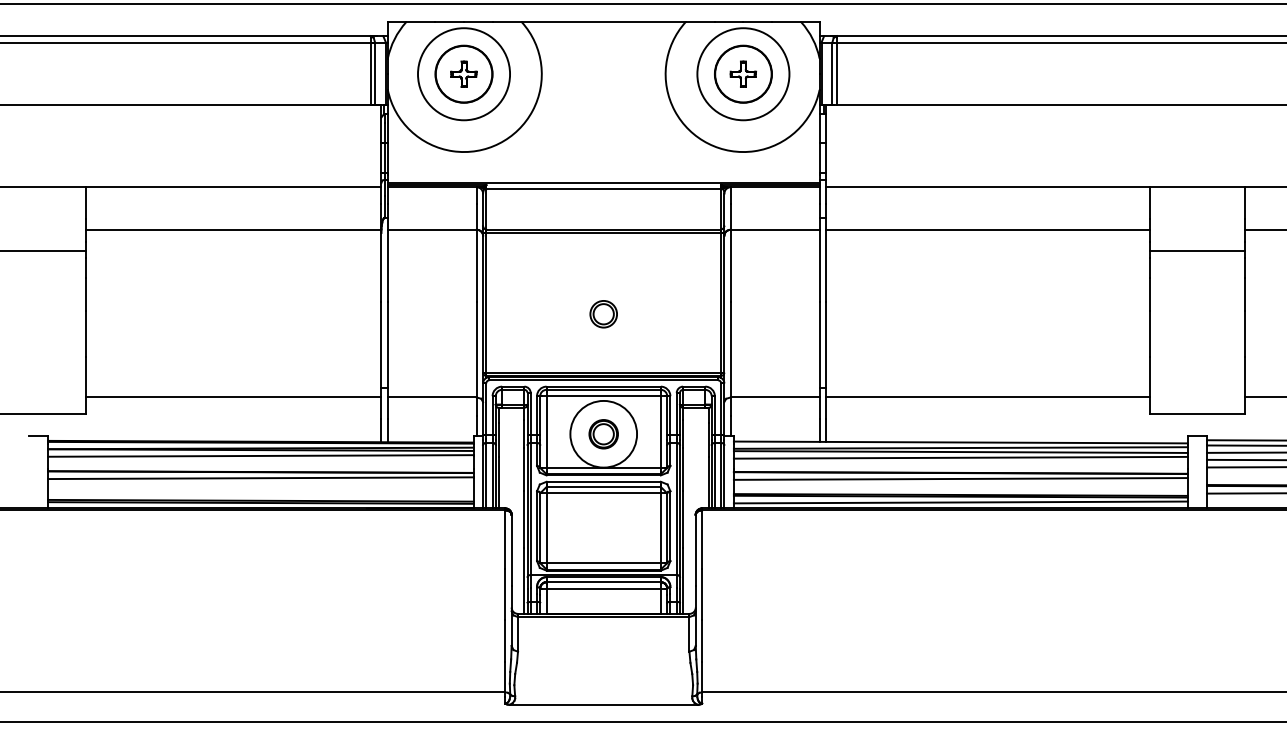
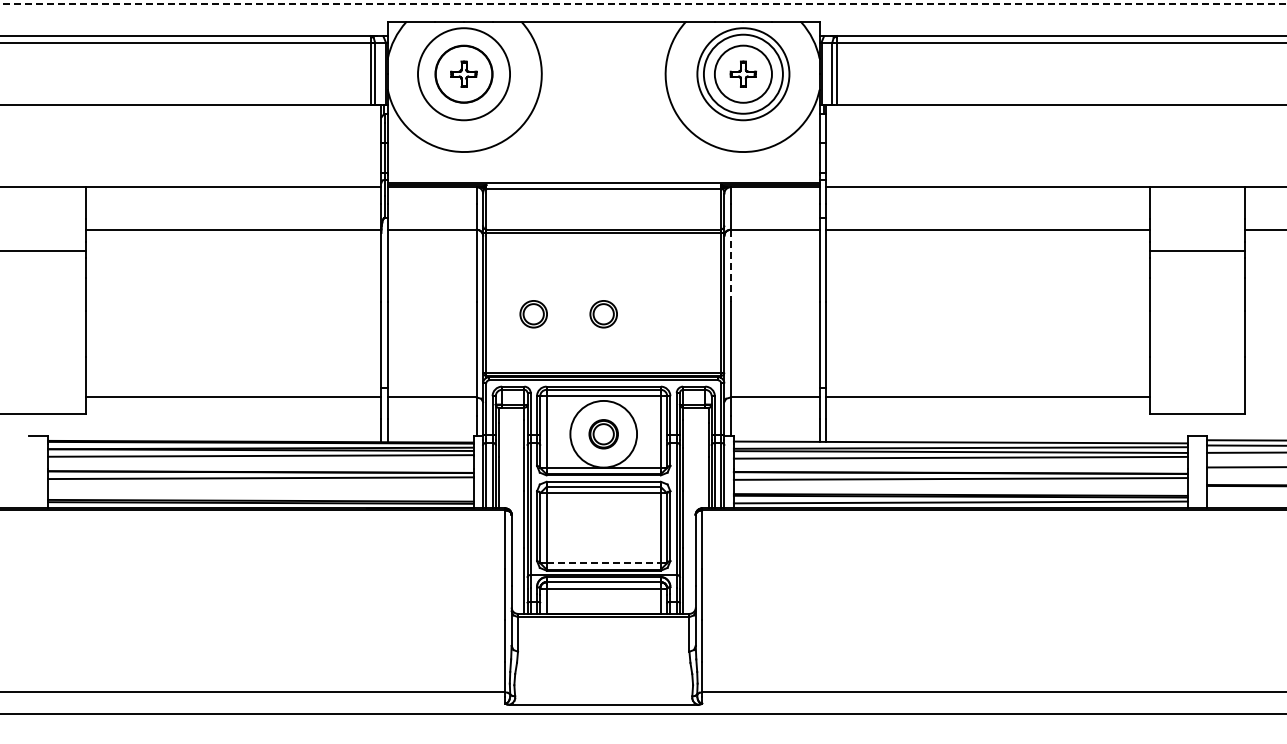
line: solid -> dashed (642, 4)
circle diameter: 56 px -> 79 px (742, 73)
line: solid -> dashed (730, 266)
part: none -> present (533, 314)
line: present -> none (1264, 397)
line: present -> none (1244, 459)
line: present -> none (1244, 493)
line: solid -> dashed (604, 563)
line position: (642, 721) -> (642, 713) (642, 713)
